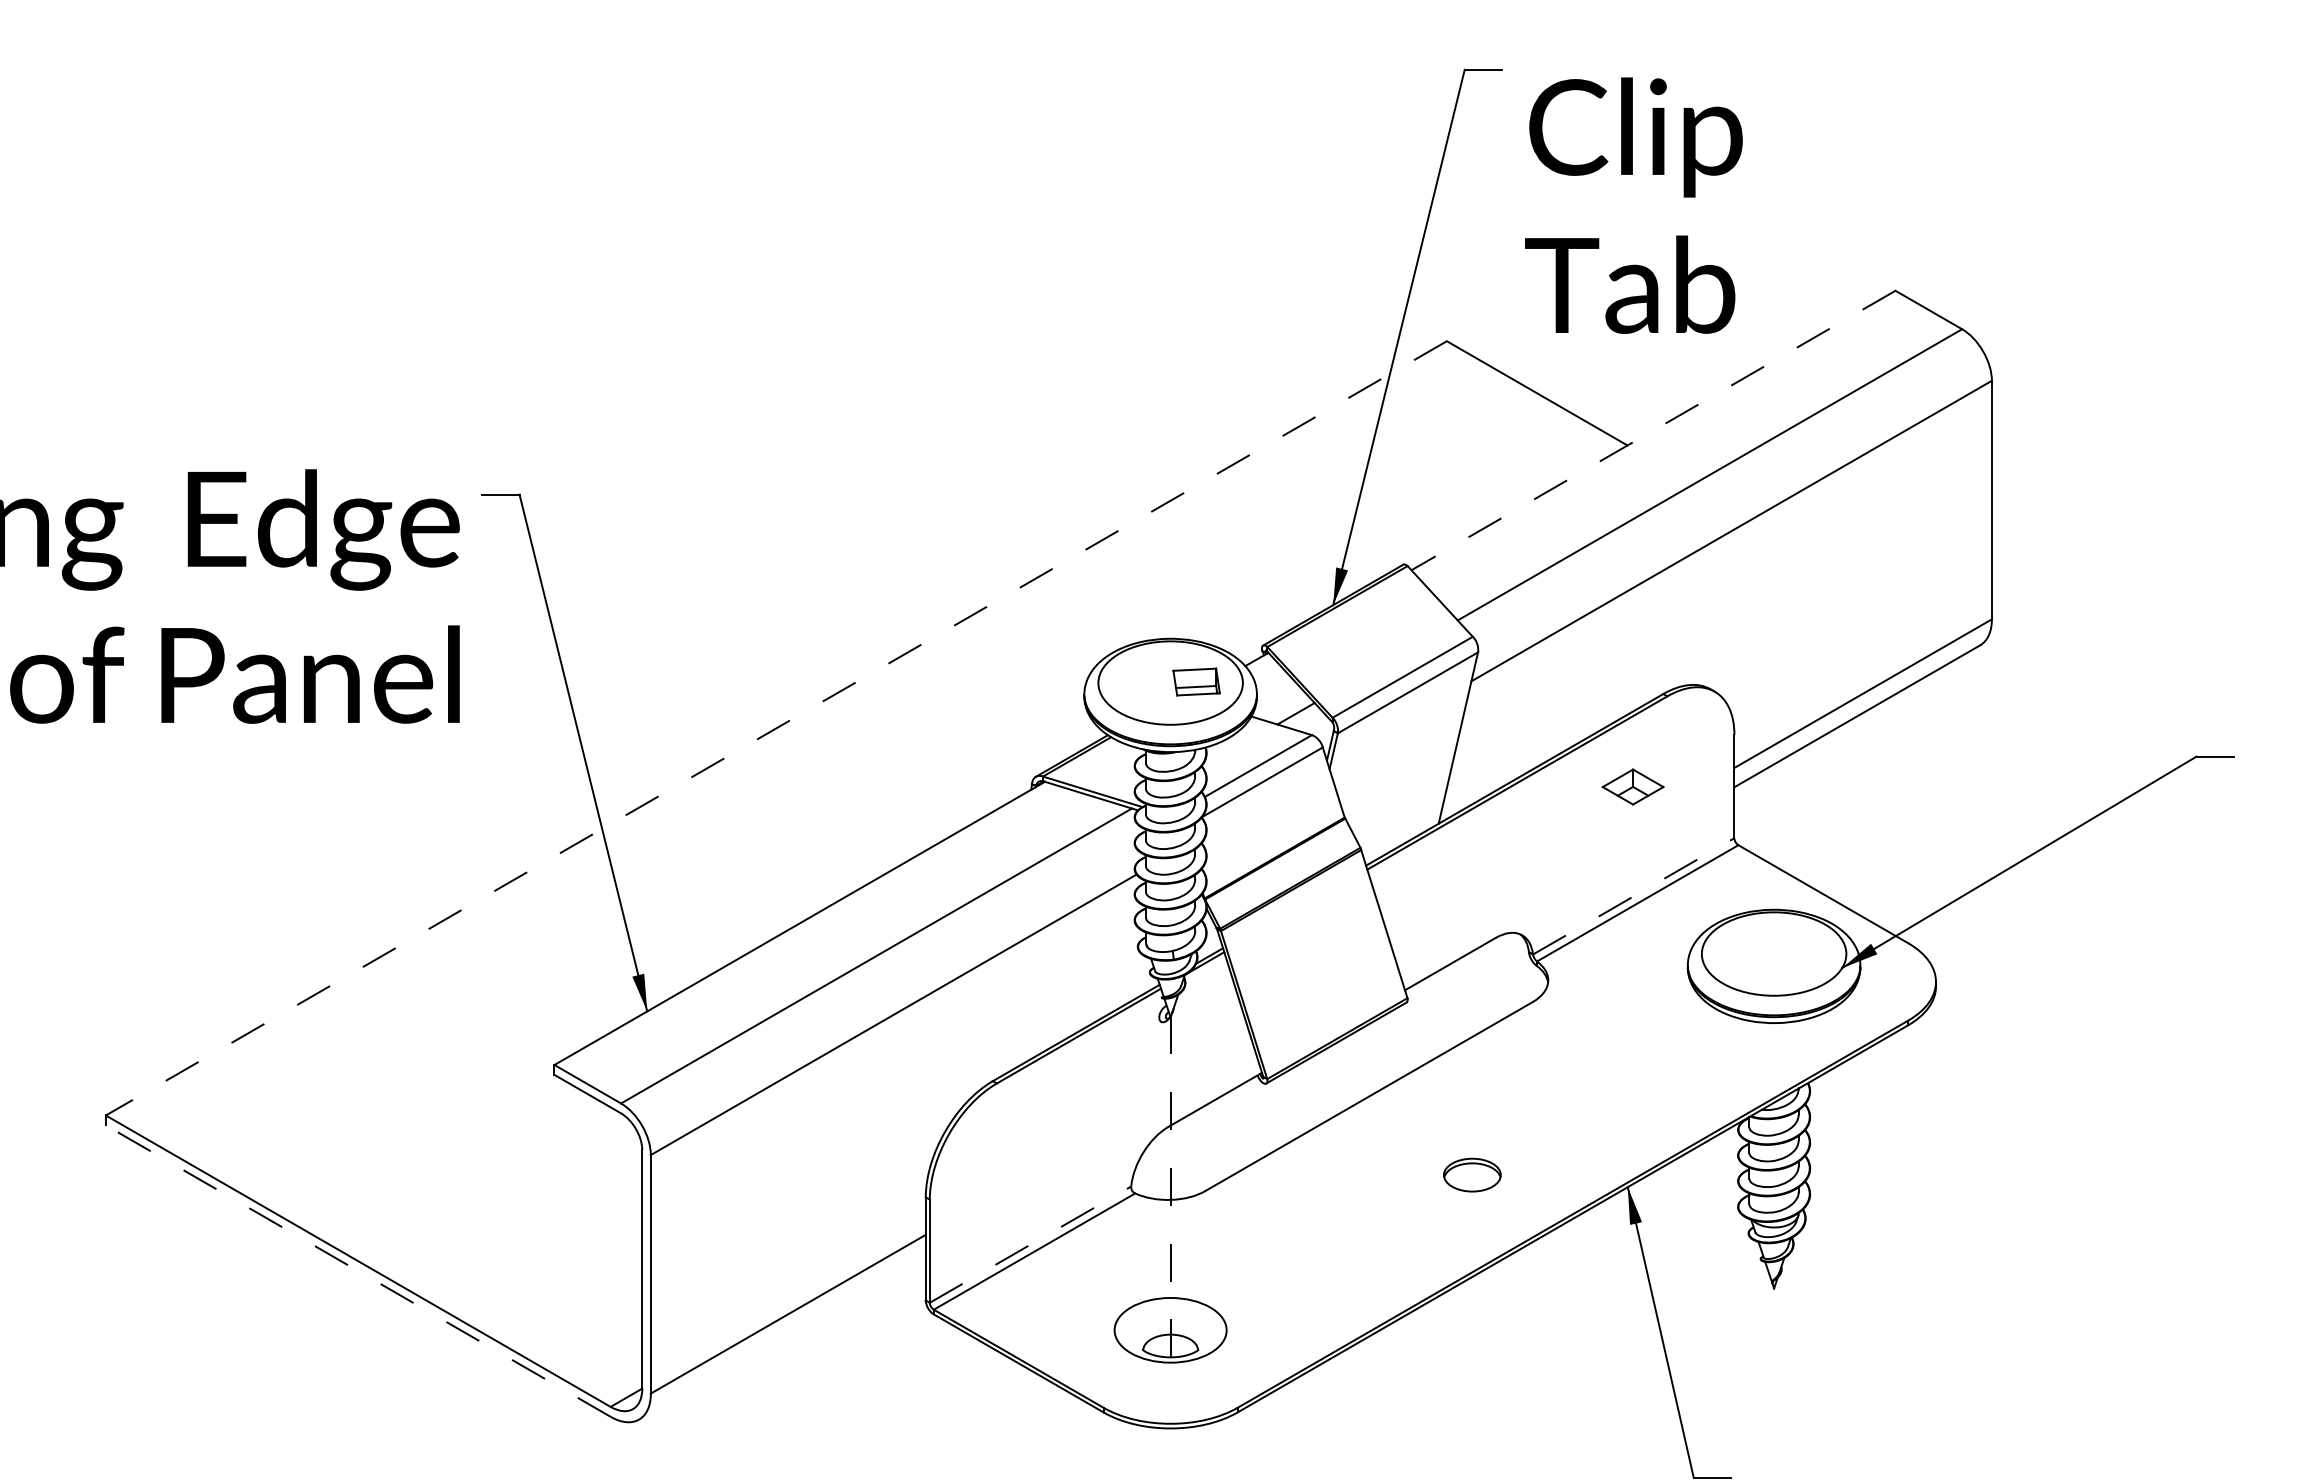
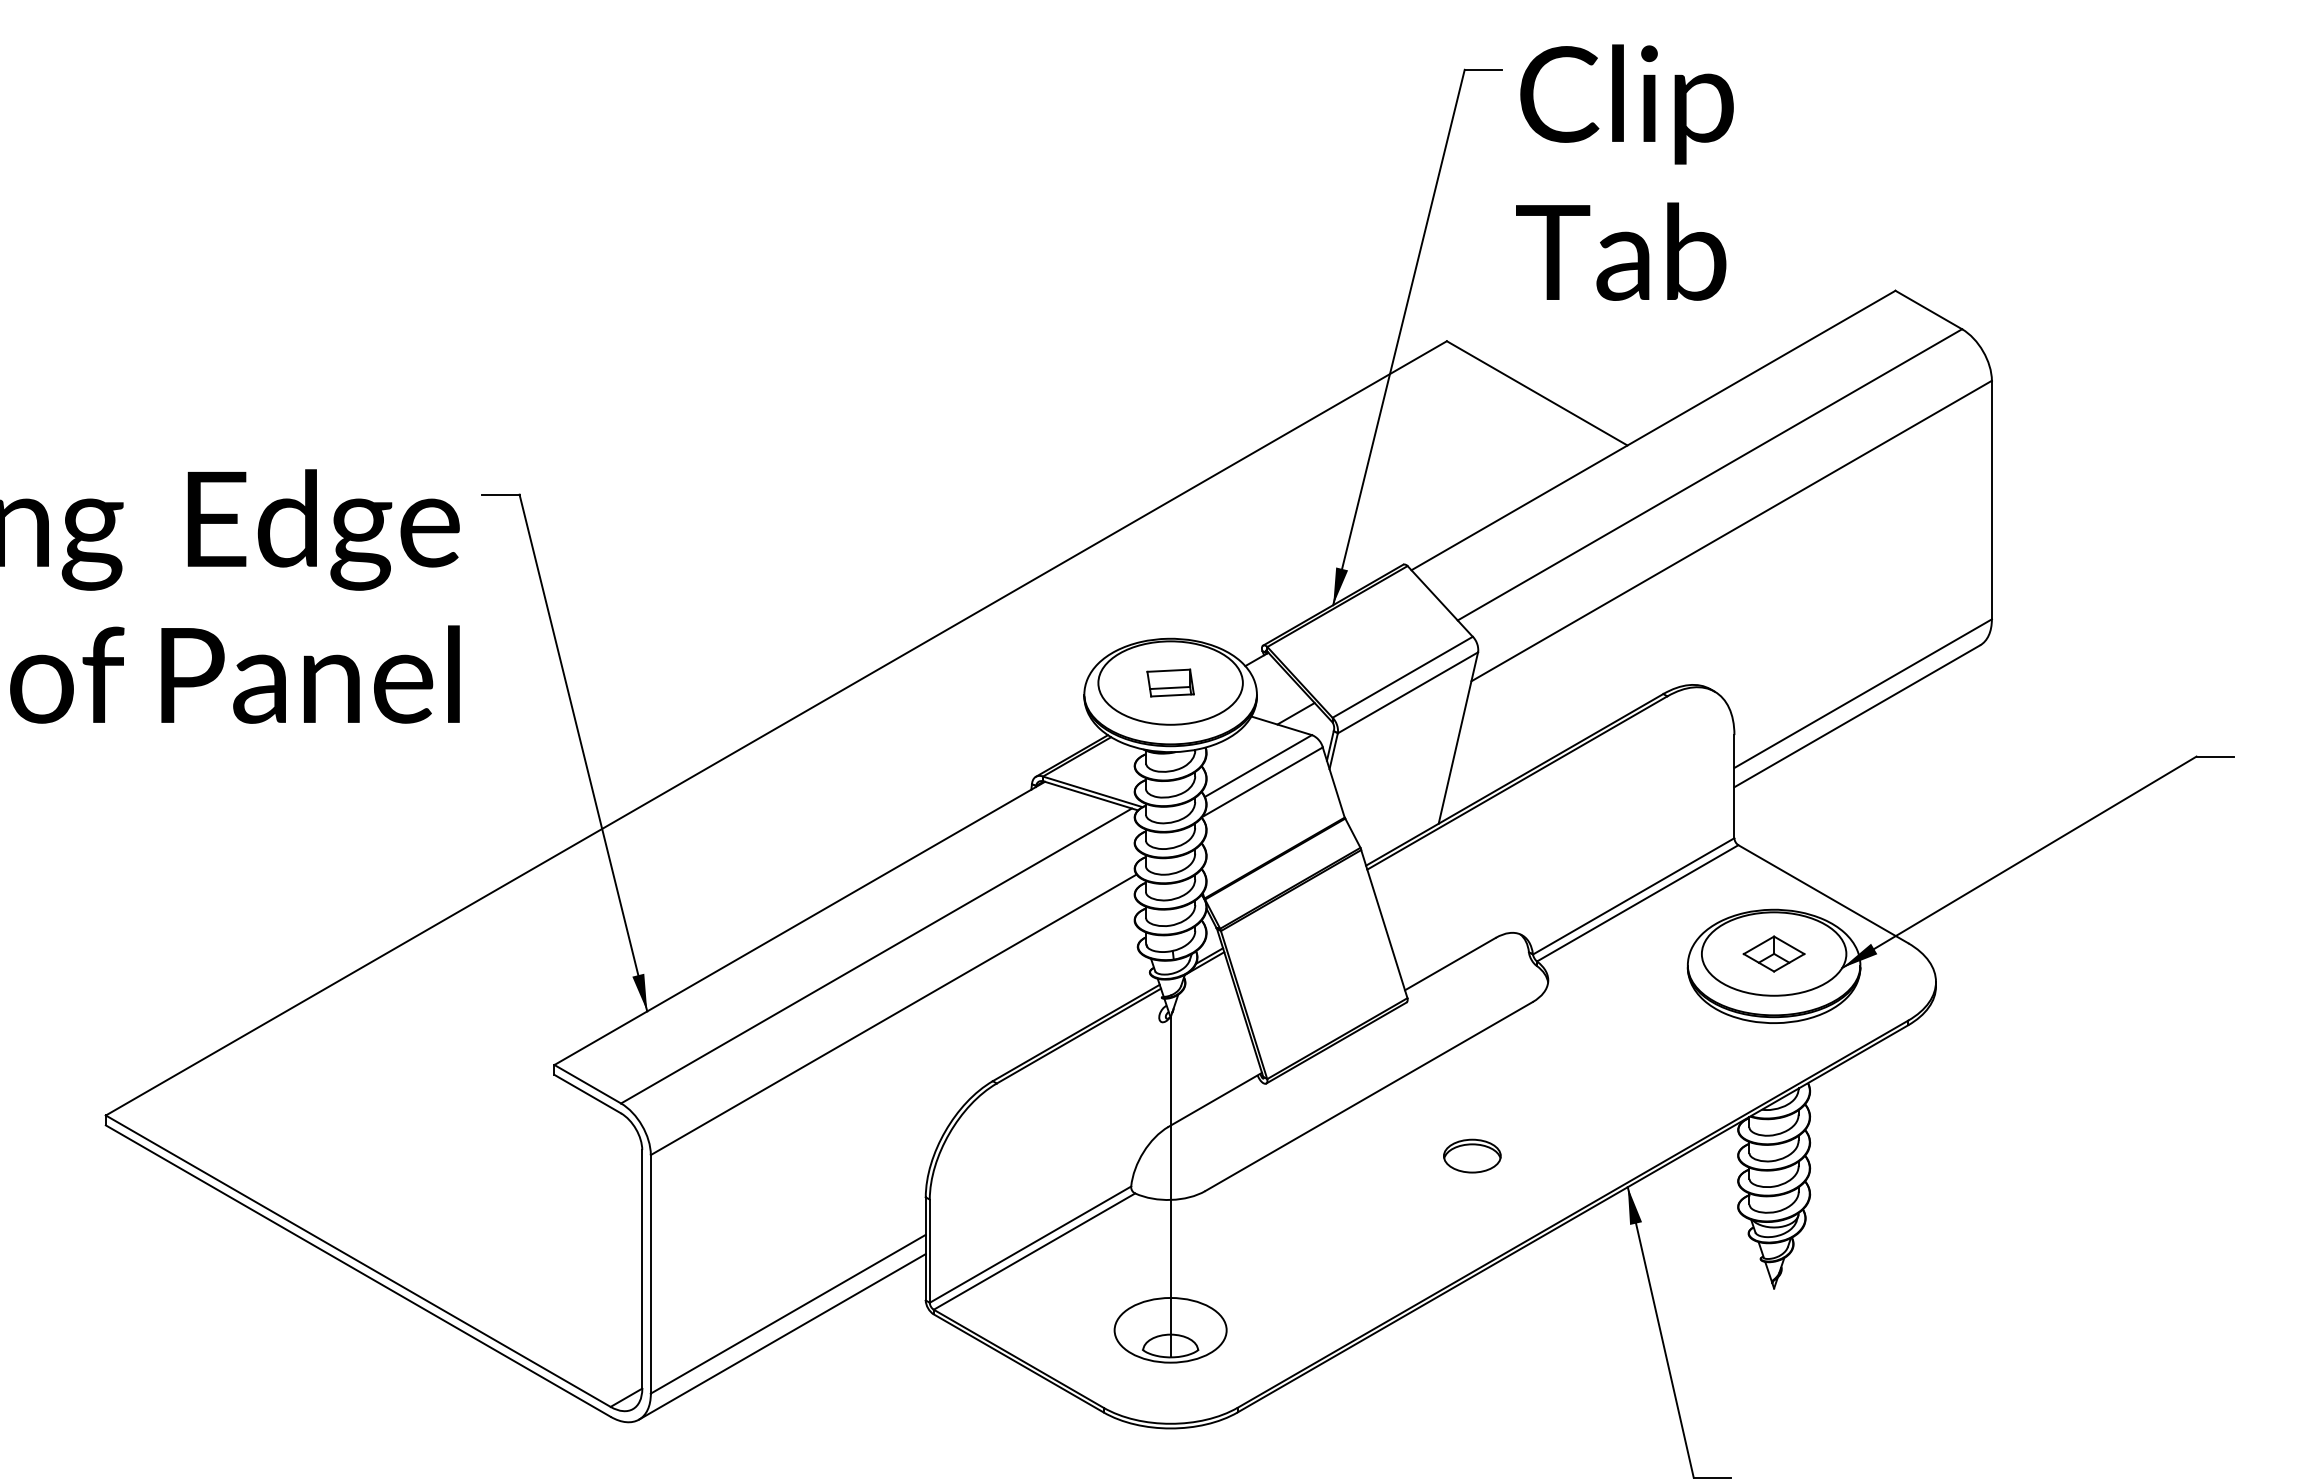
text position: (1633, 205) -> (1624, 172) (1624, 172)
line: dashed -> solid (1653, 430)
part position: (1196, 681) -> (1170, 682) (1170, 682)
line: dashed -> solid (775, 728)
part position: (1632, 786) -> (1773, 953) (1773, 953)
line: dashed -> solid (1634, 896)
part position: (1472, 1174) -> (1472, 1155) (1472, 1155)
line: dashed -> solid (1170, 1187)
line: dashed -> solid (1030, 1244)
line: dashed -> solid (357, 1270)
line: none -> present (782, 1336)
